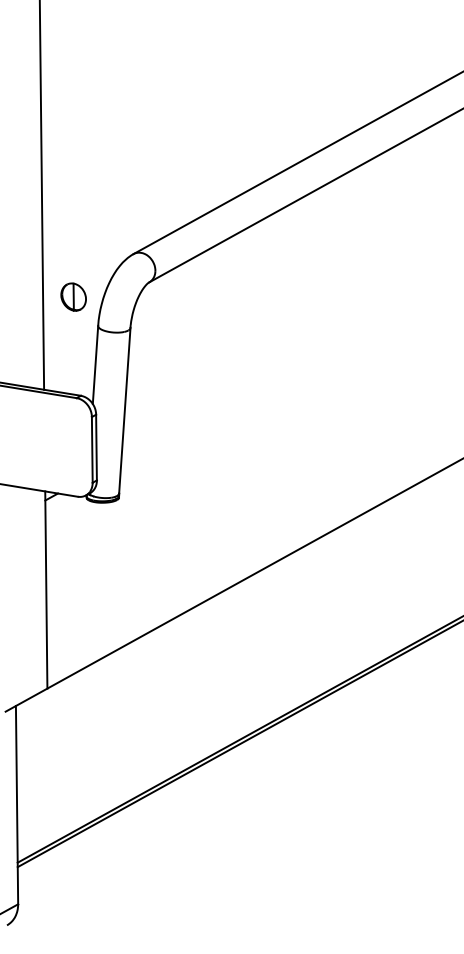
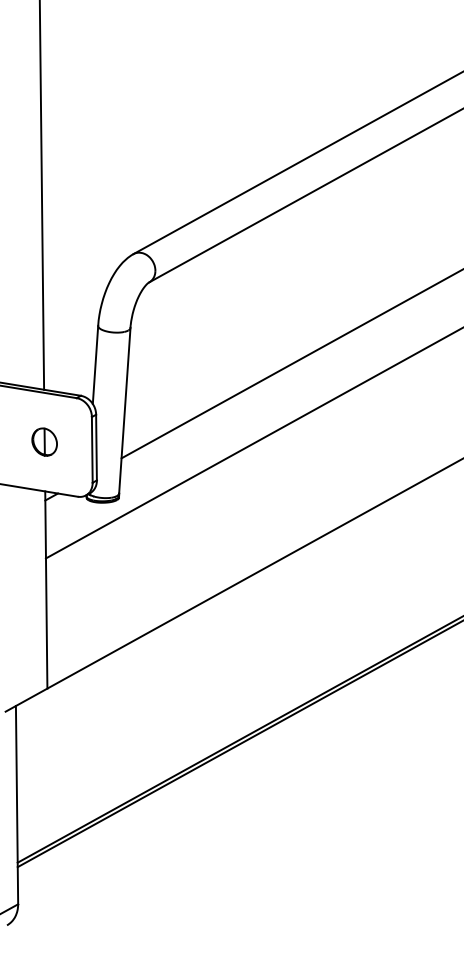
part position: (73, 296) -> (44, 441) (44, 441)
line: none -> present (290, 364)
line: none -> present (252, 443)
